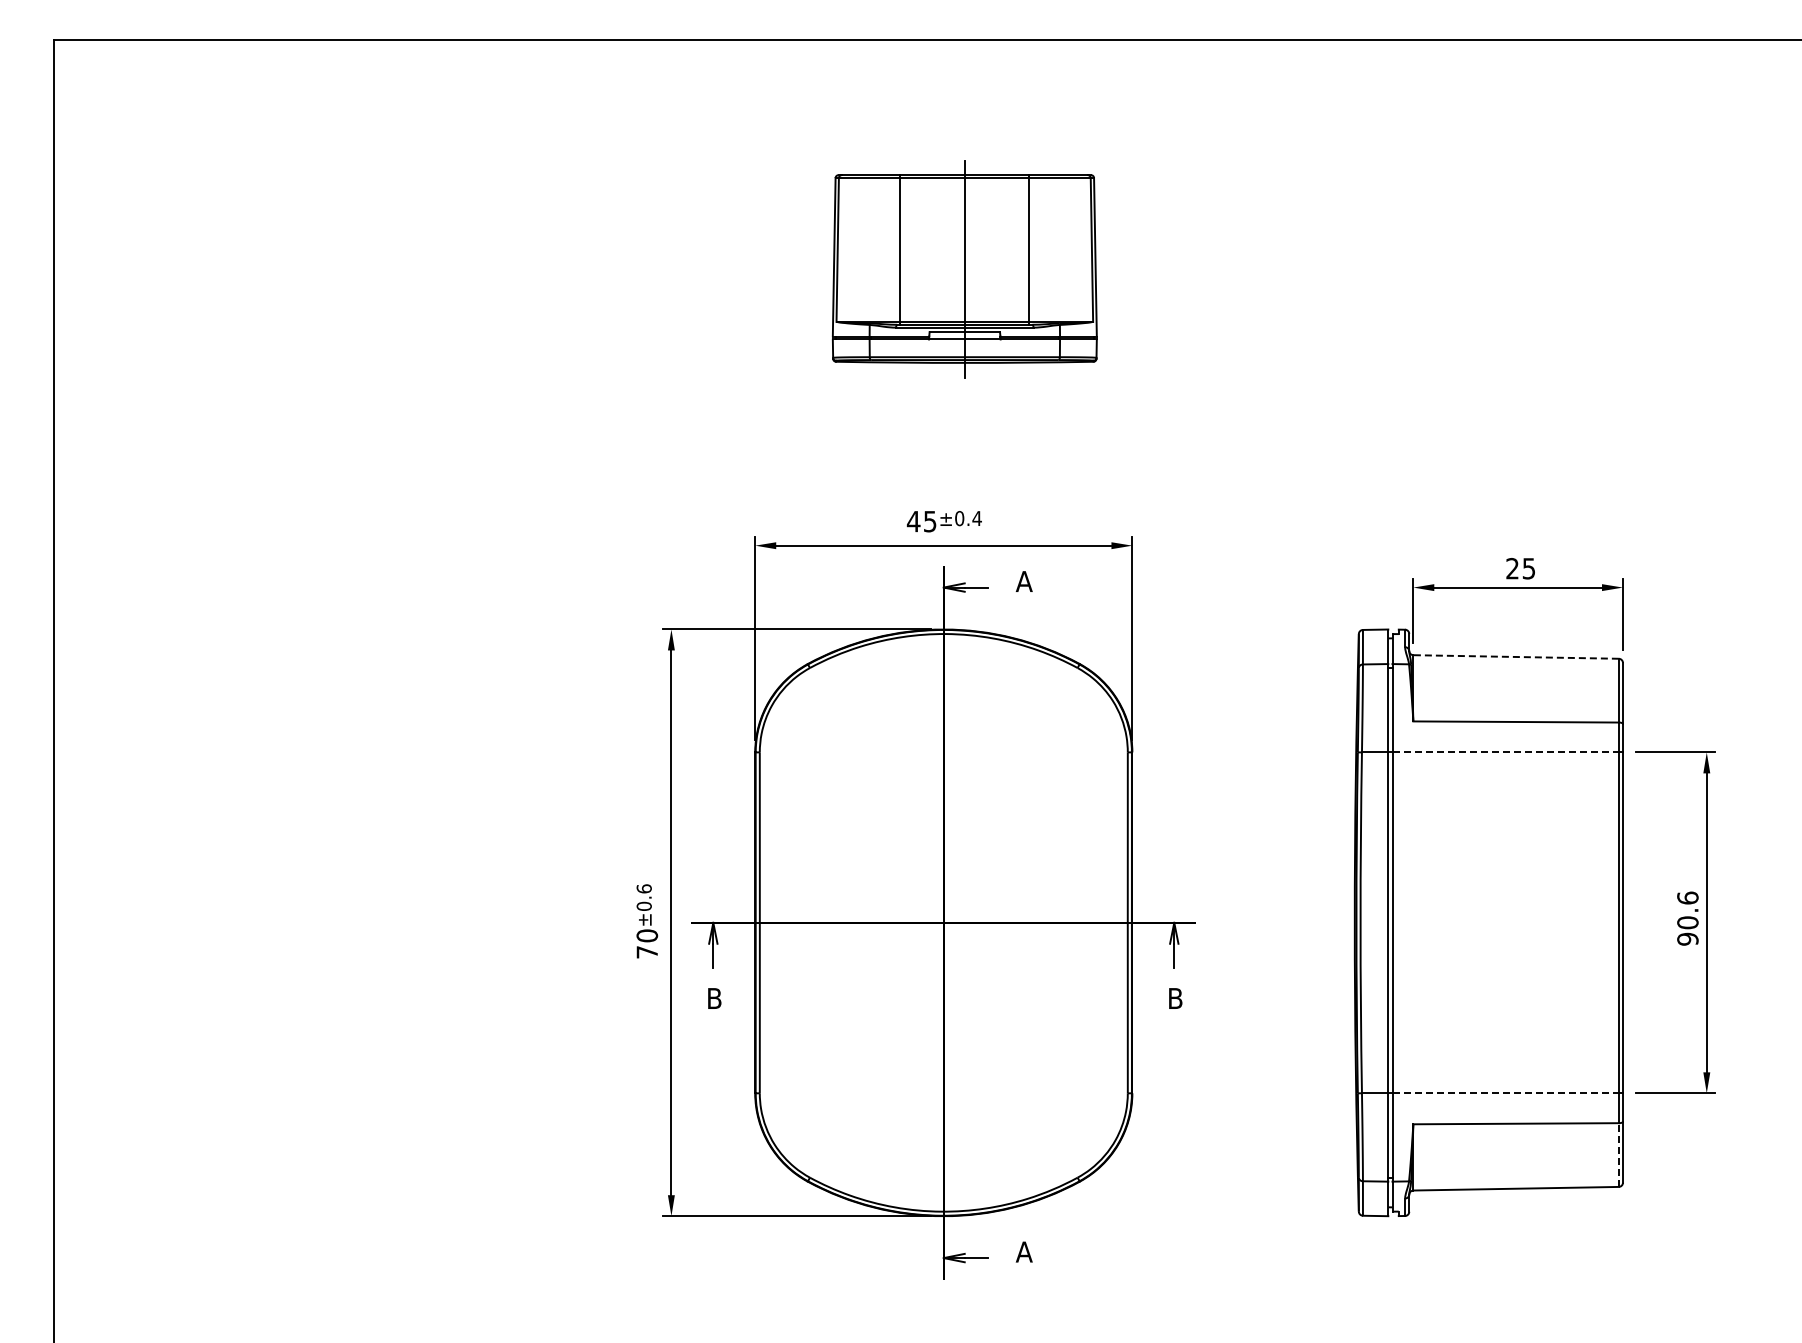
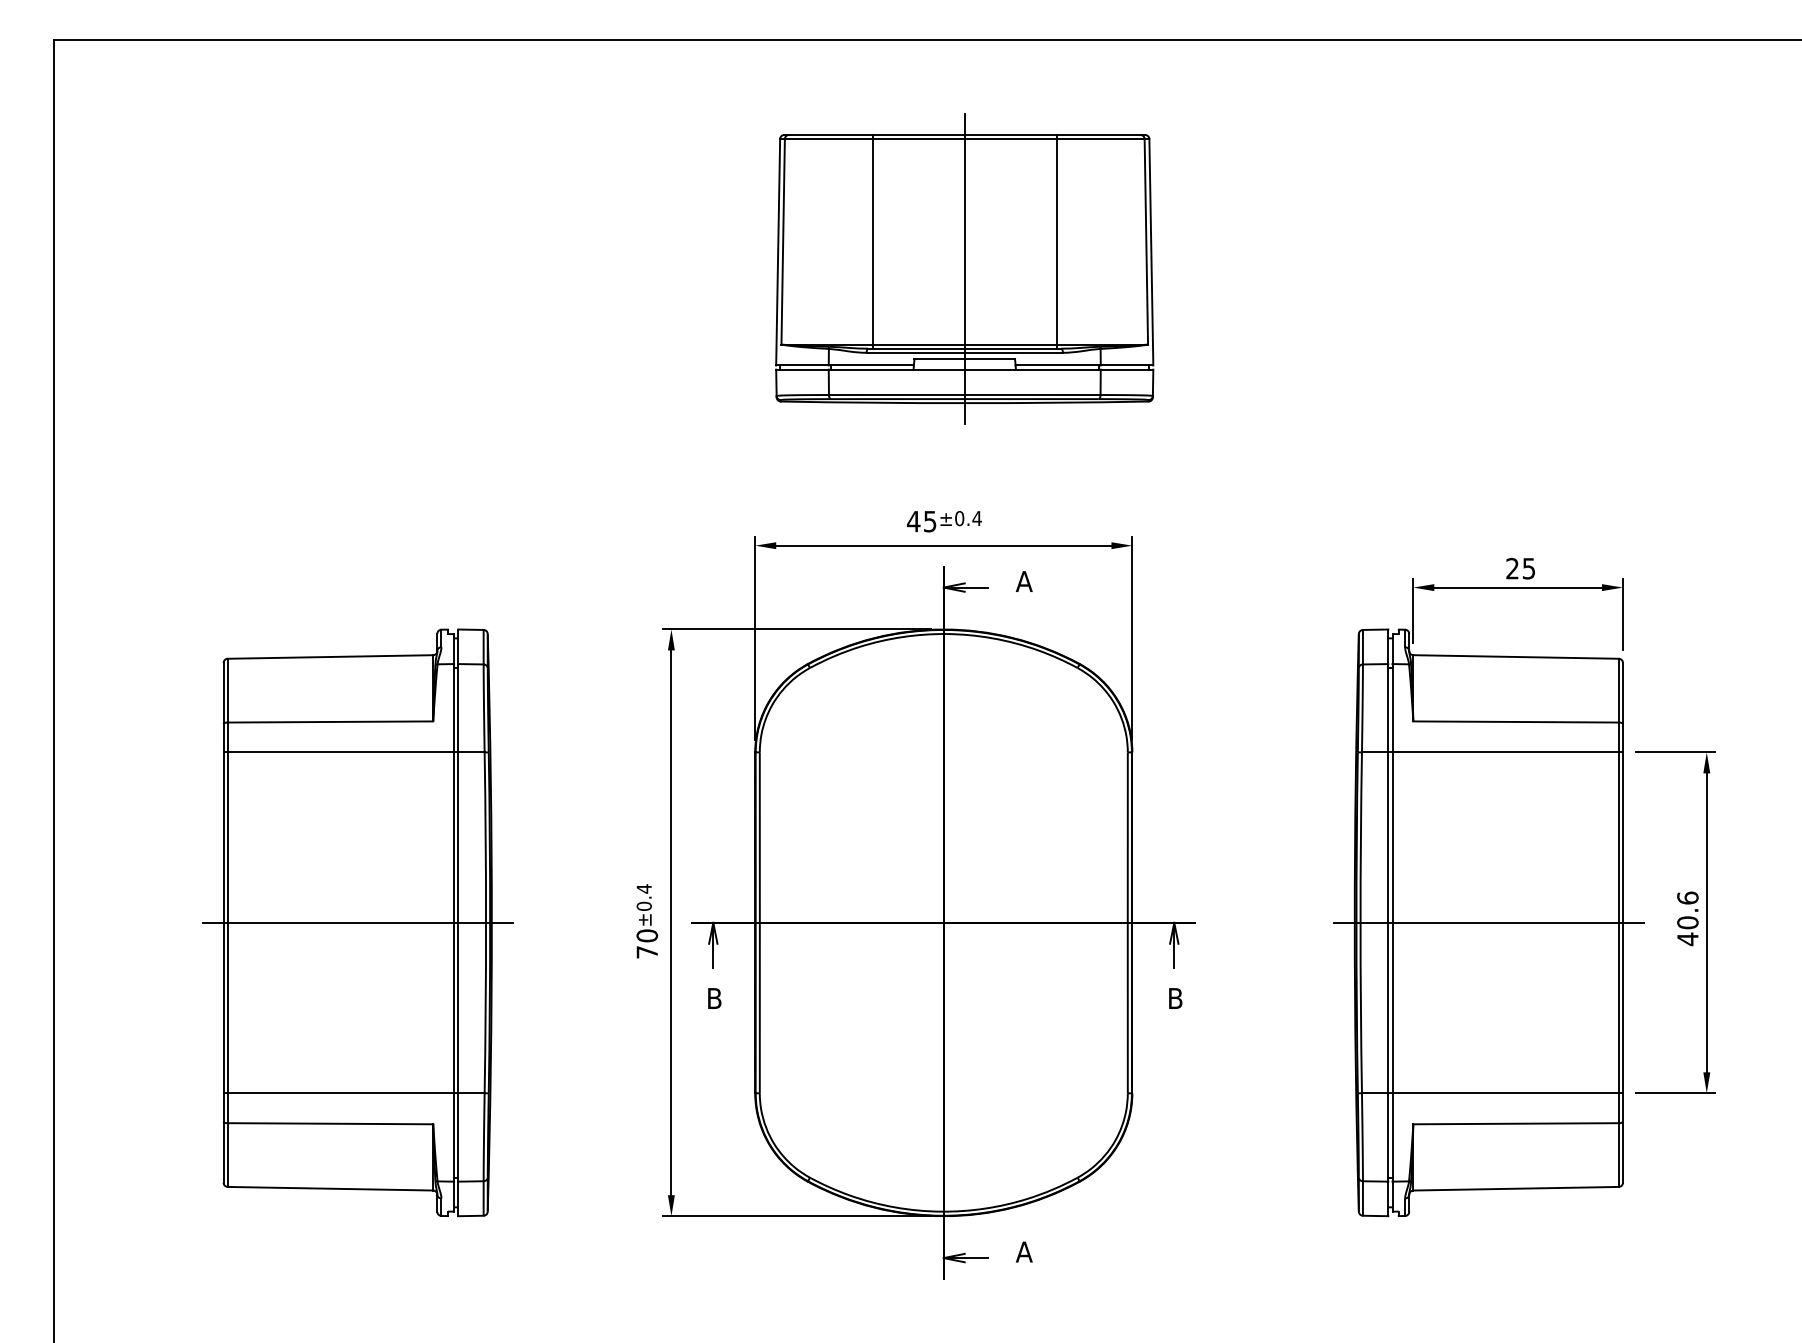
part size: 267x219 px -> 380x312 px (964, 268)
line: dashed -> solid (1516, 656)
line: dashed -> solid (1506, 752)
text: ±0.6 -> ±0.4 (643, 888)
part: none -> present (357, 922)
line: none -> present (1488, 922)
text: 90.6 -> 40.6 (1687, 939)
line: dashed -> solid (1506, 1093)
line: dashed -> solid (1618, 1155)
